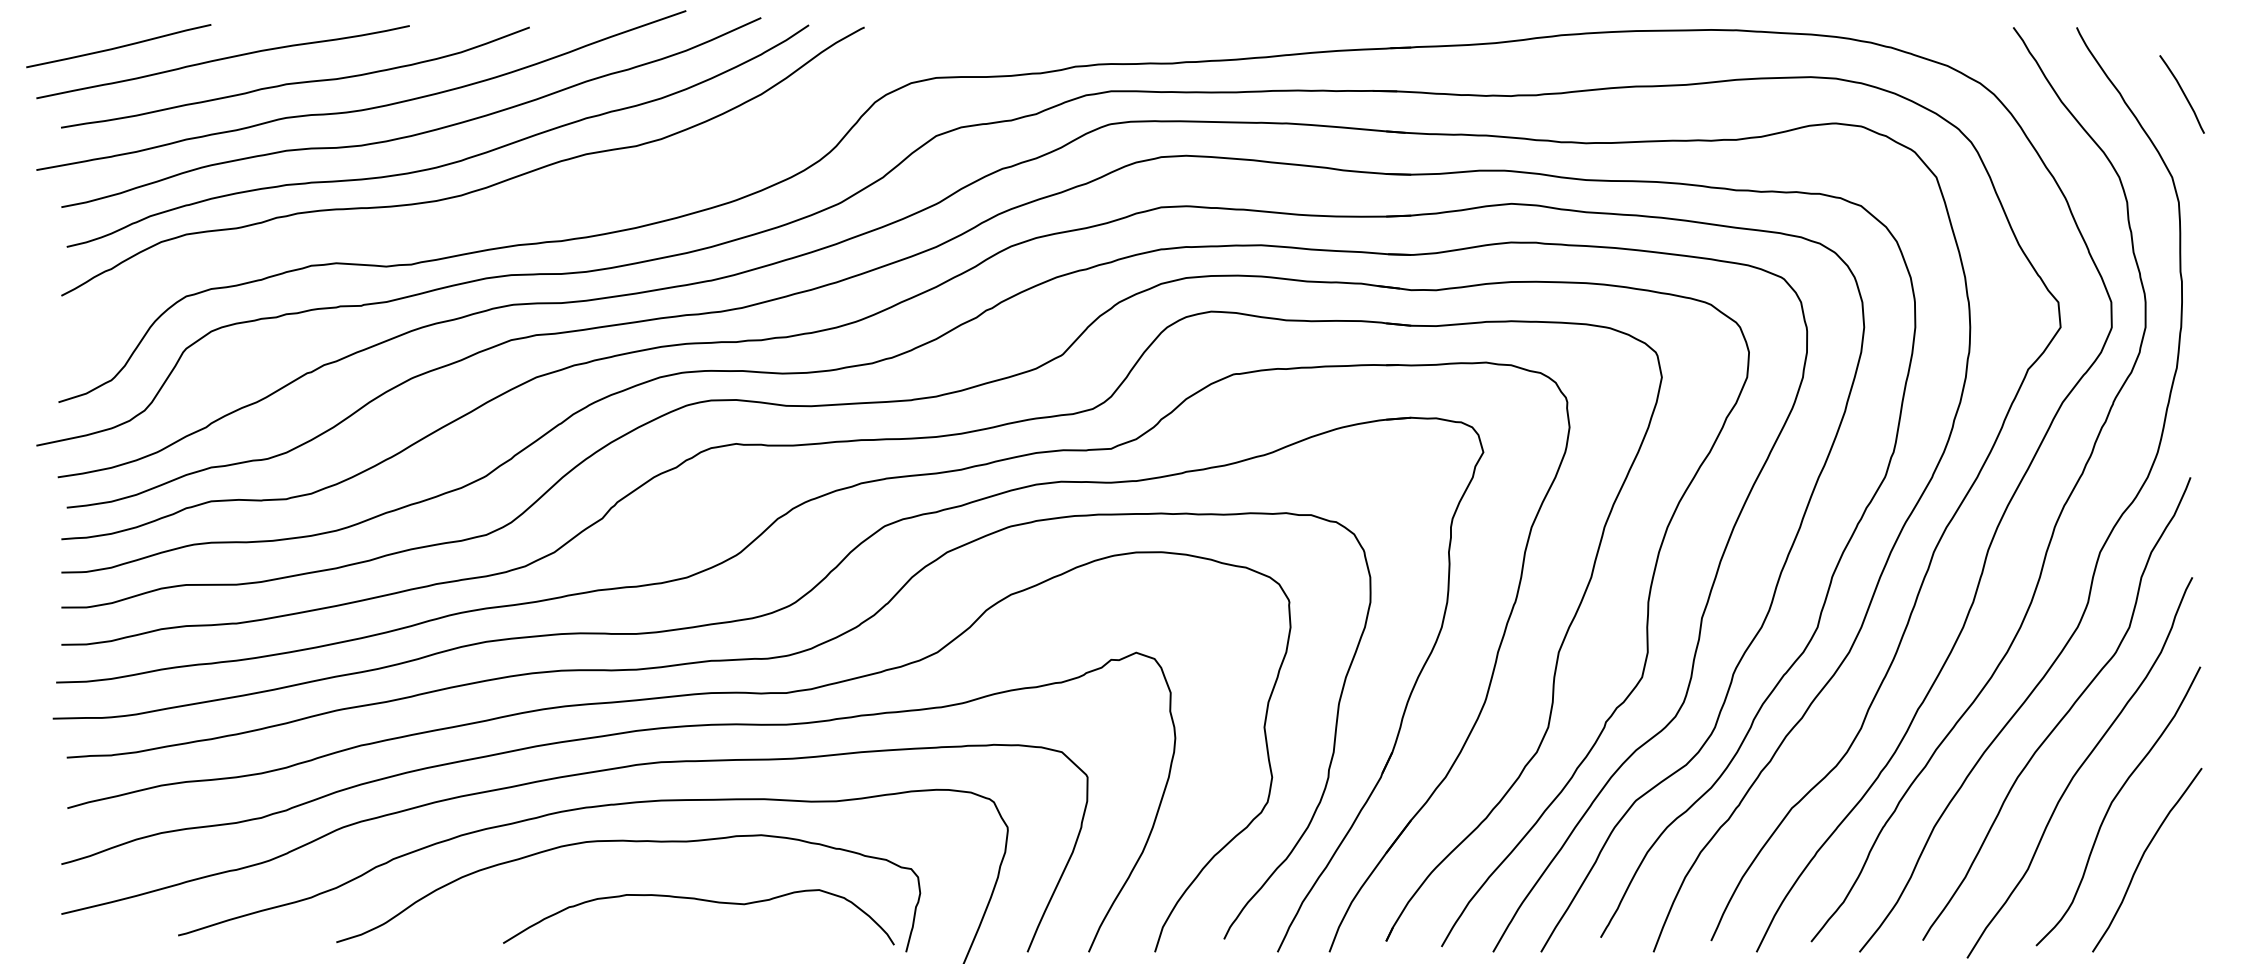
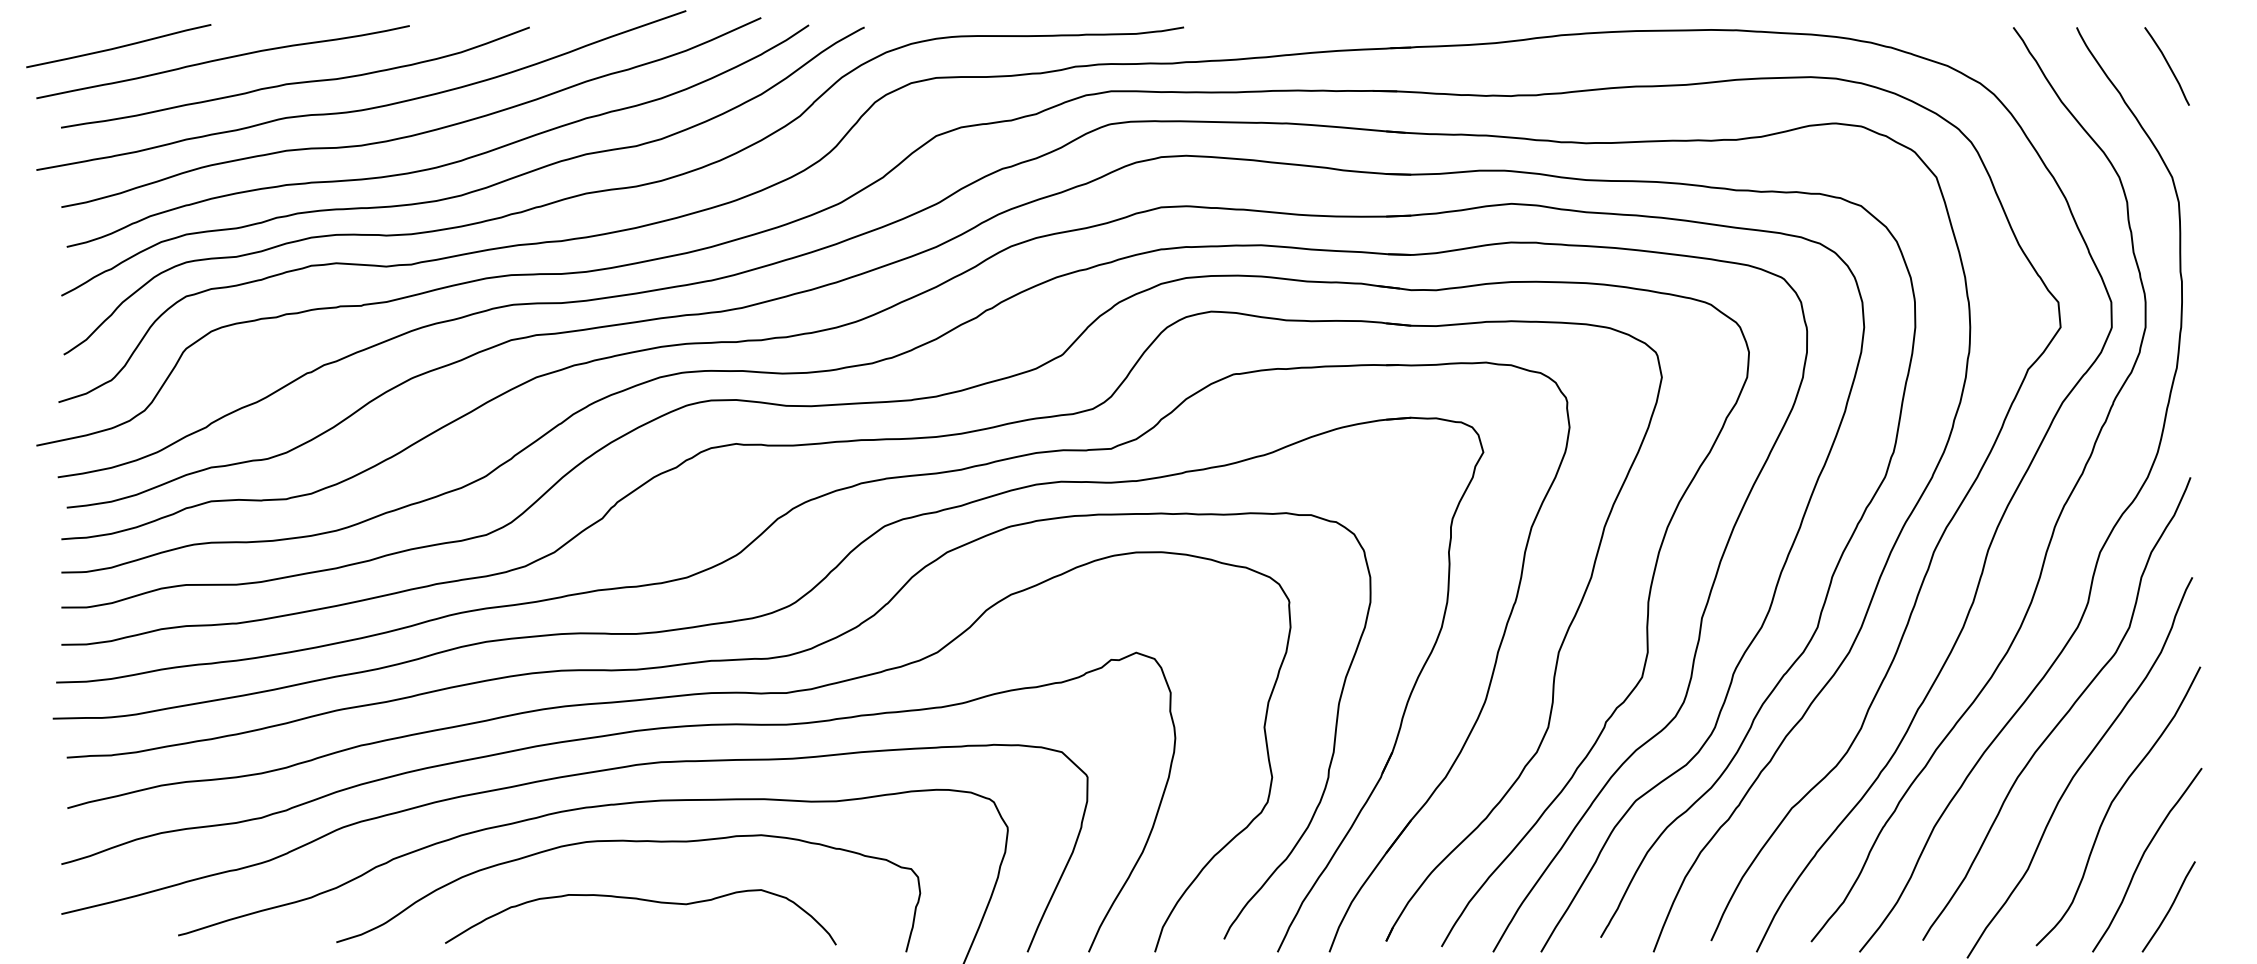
curve position: (2182, 93) -> (2167, 65) (2167, 65)
curve: none -> present (623, 189)
curve position: (698, 900) -> (640, 900) (640, 900)
curve: none -> present (2169, 907)
